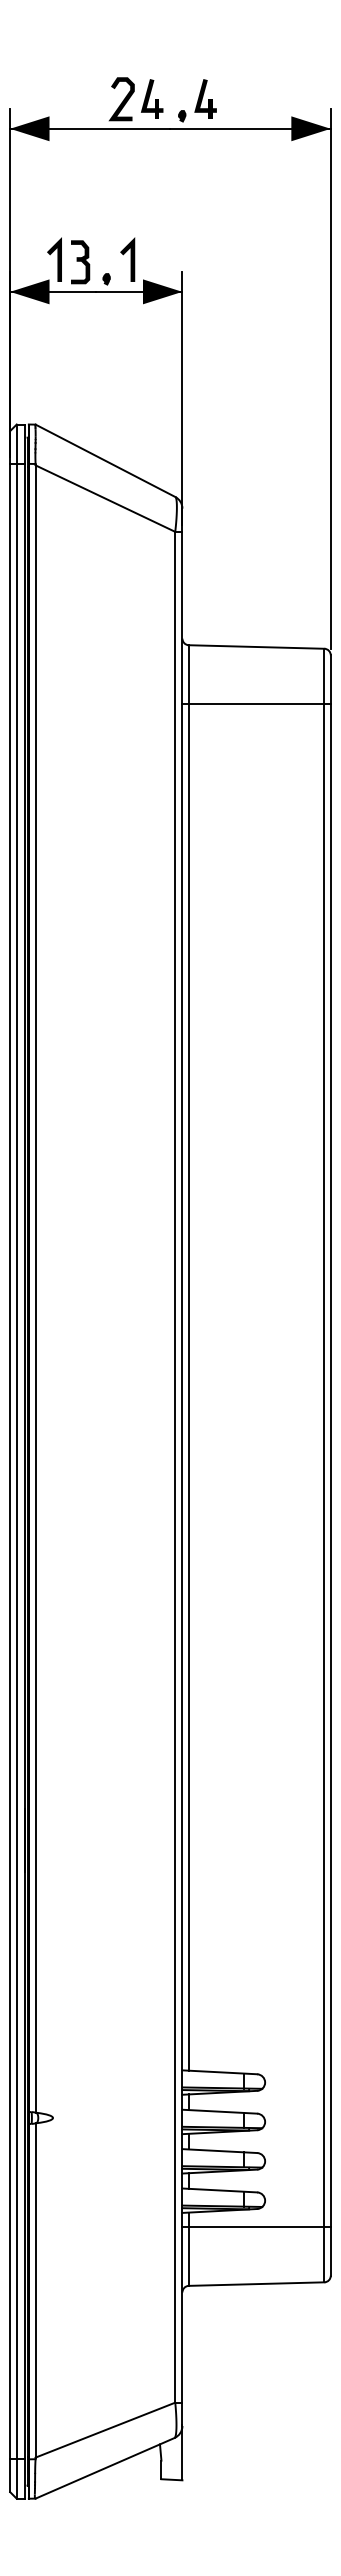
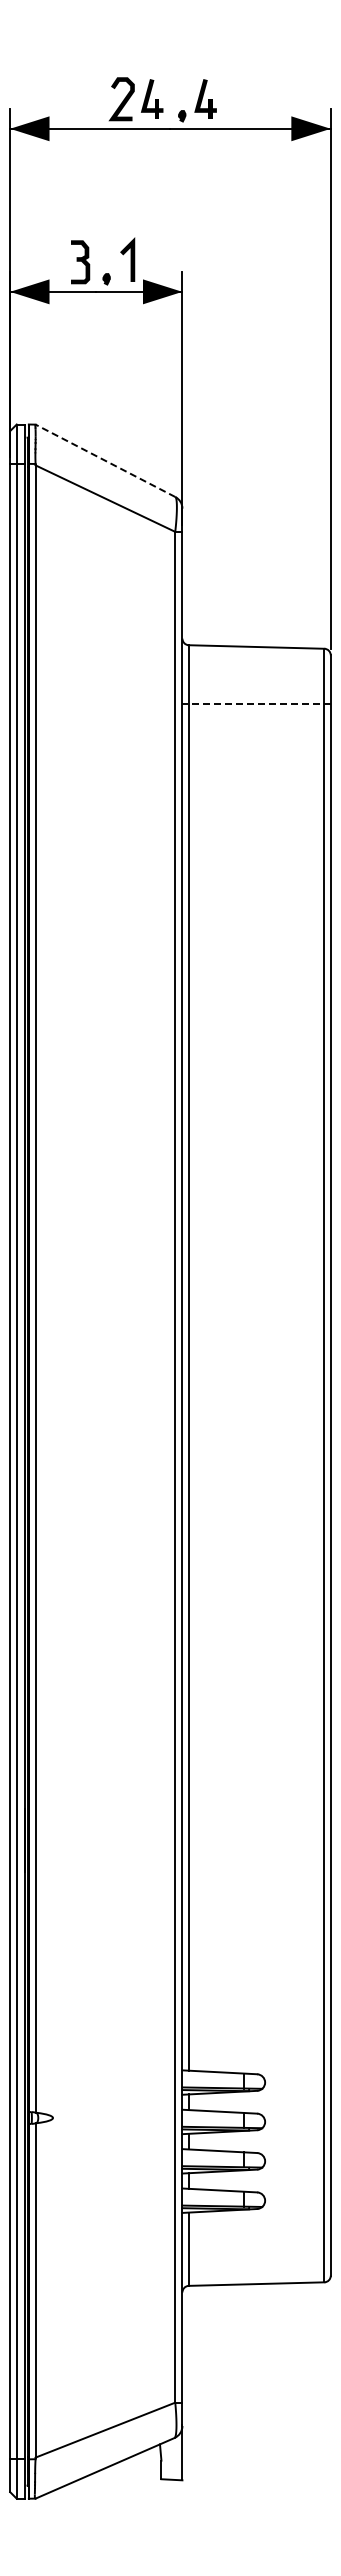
line: present -> none (57, 259)
line: solid -> dashed (105, 460)
line: solid -> dashed (256, 704)
line: present -> none (256, 2226)
